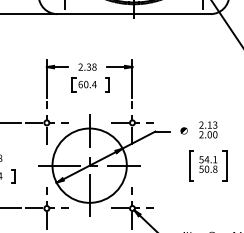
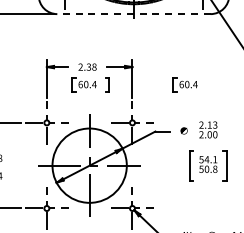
line: solid -> dashed (133, 14)
part: none -> present (184, 84)
part: present -> none (13, 176)
